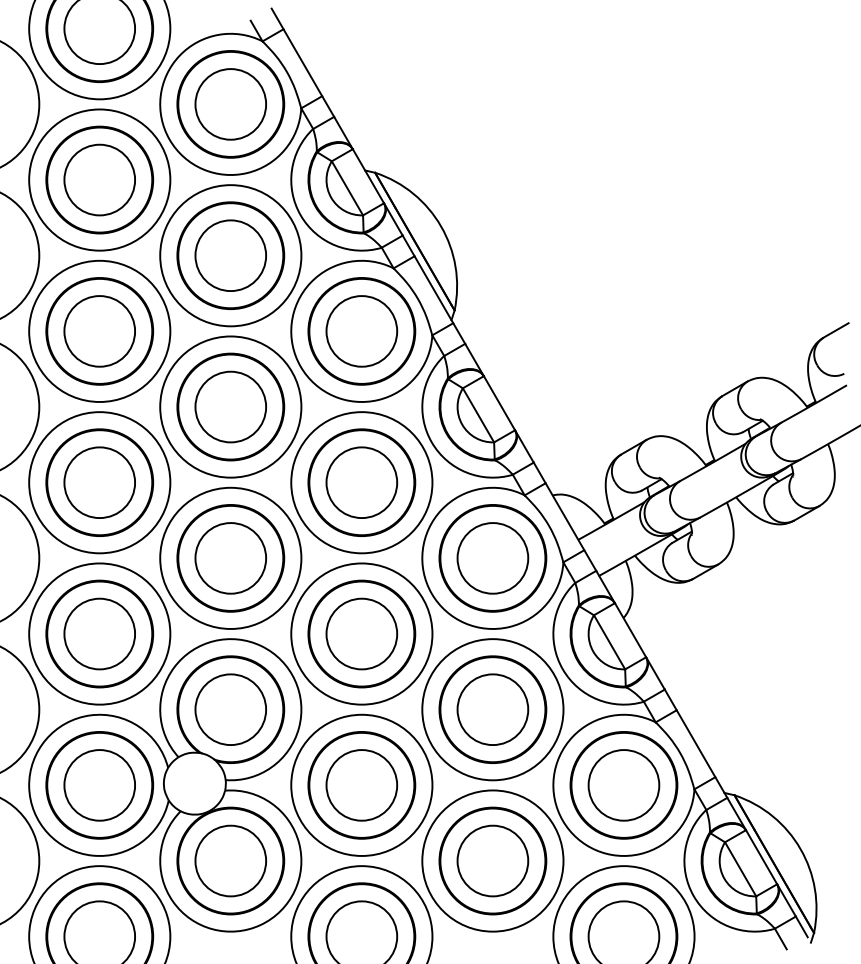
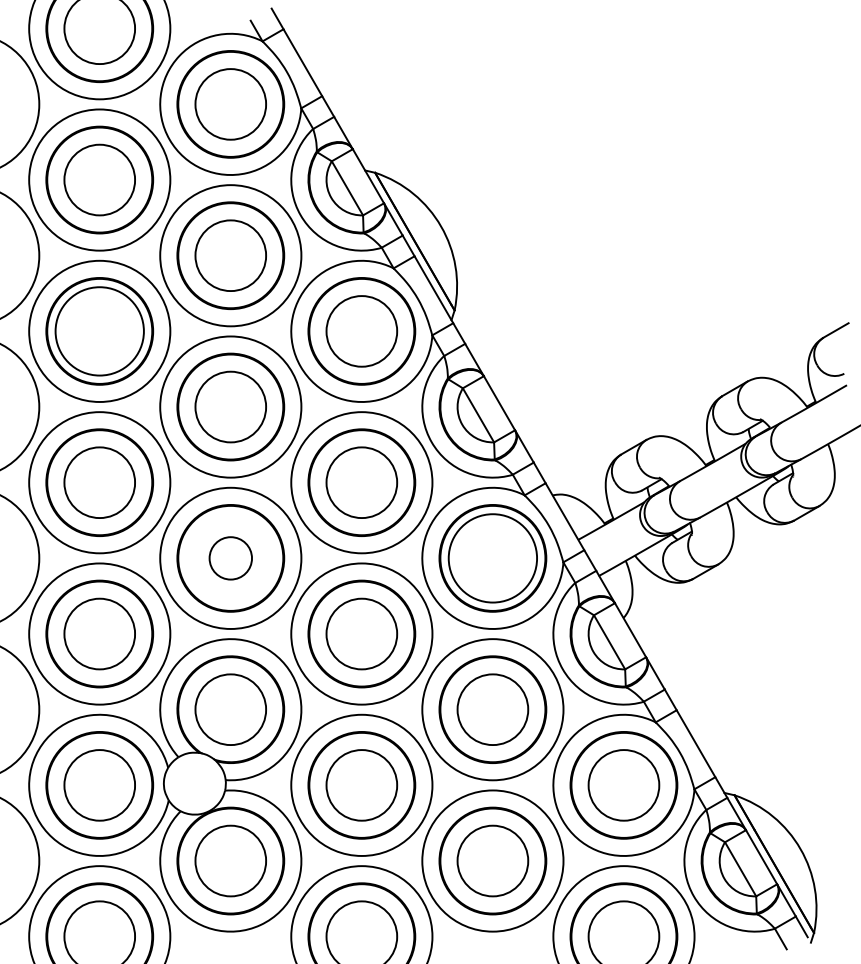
circle diameter: 71 px -> 88 px (99, 331)
circle diameter: 71 px -> 42 px (230, 558)
circle diameter: 71 px -> 88 px (492, 558)
